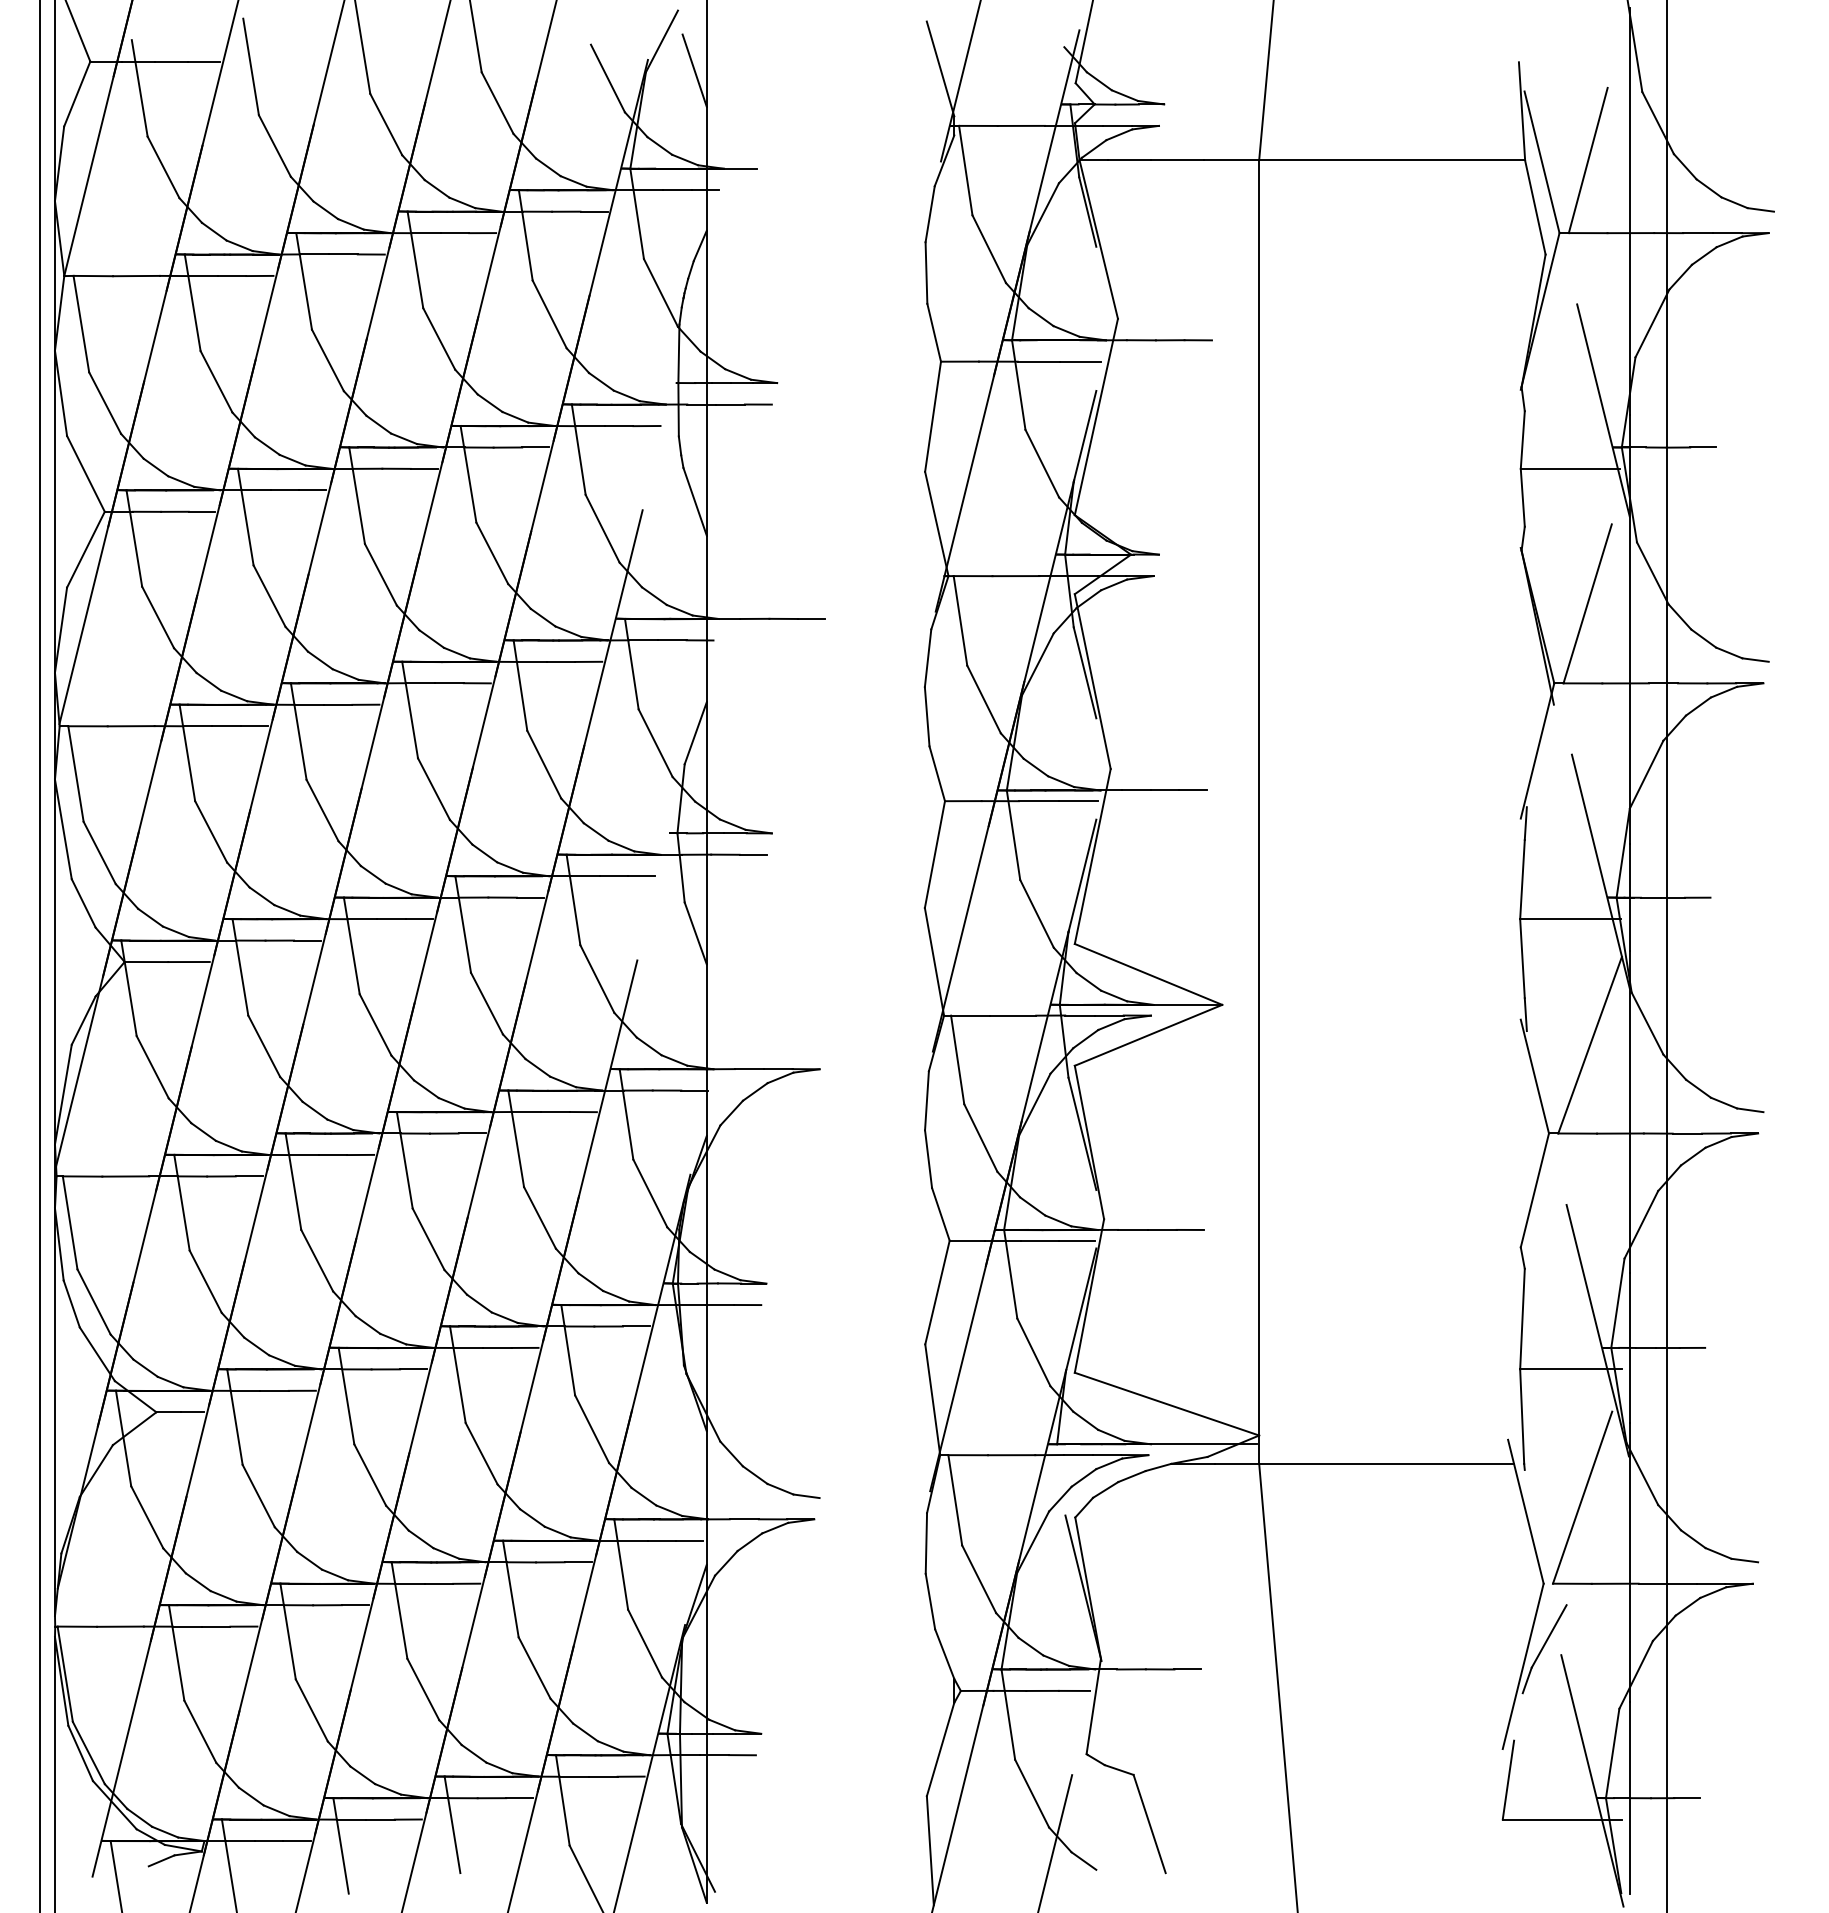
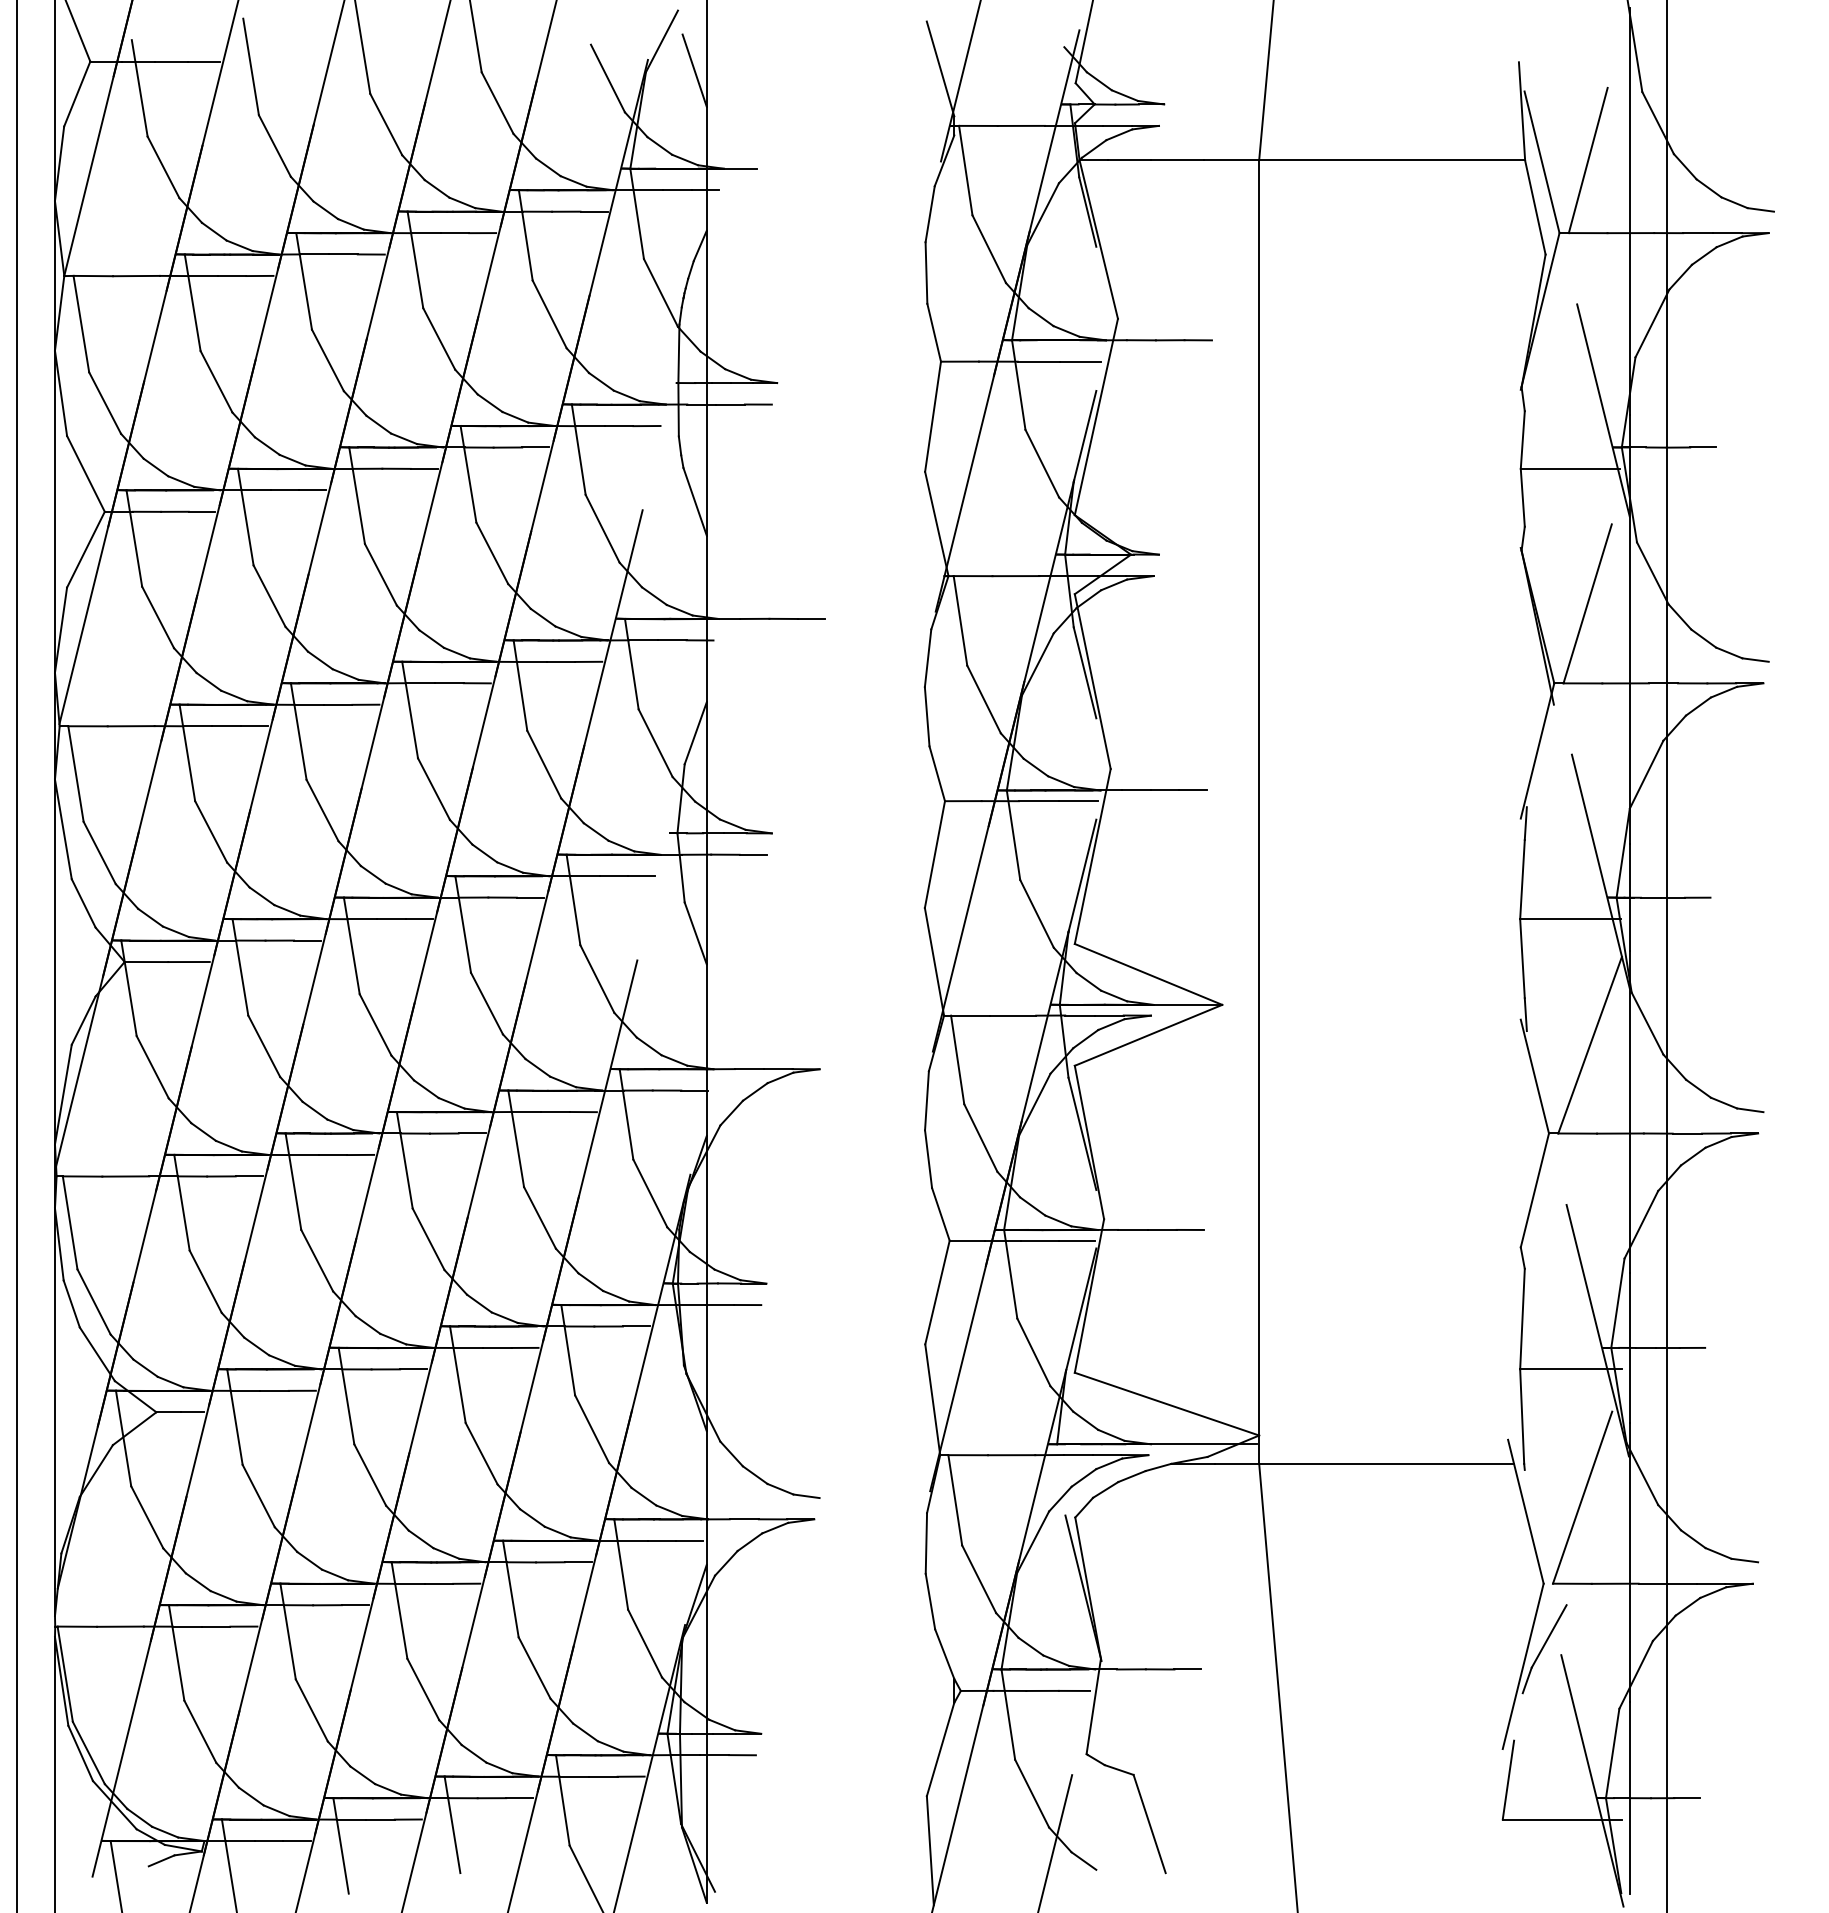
line position: (40, 955) -> (17, 955) (17, 955)
